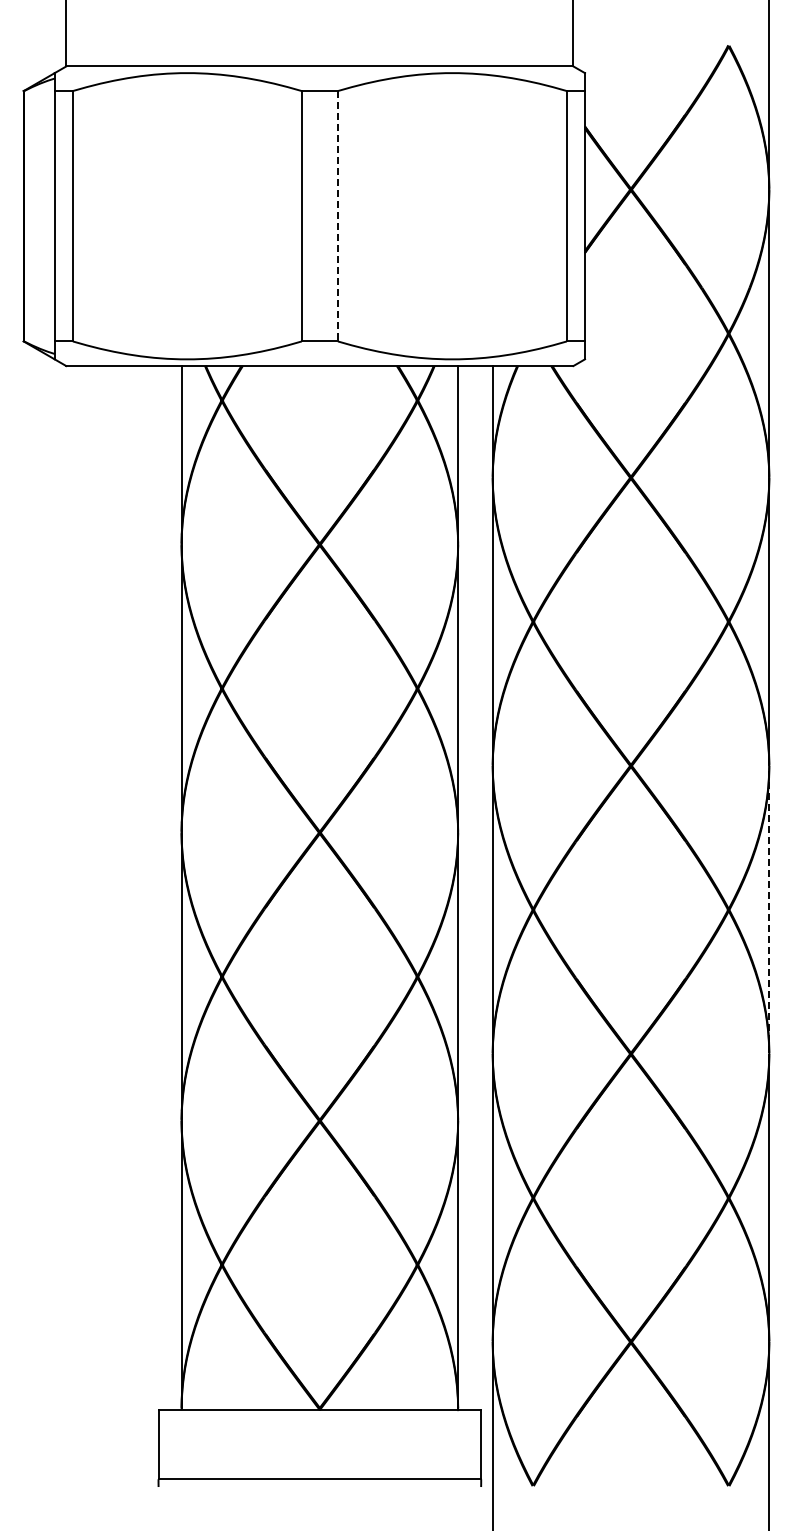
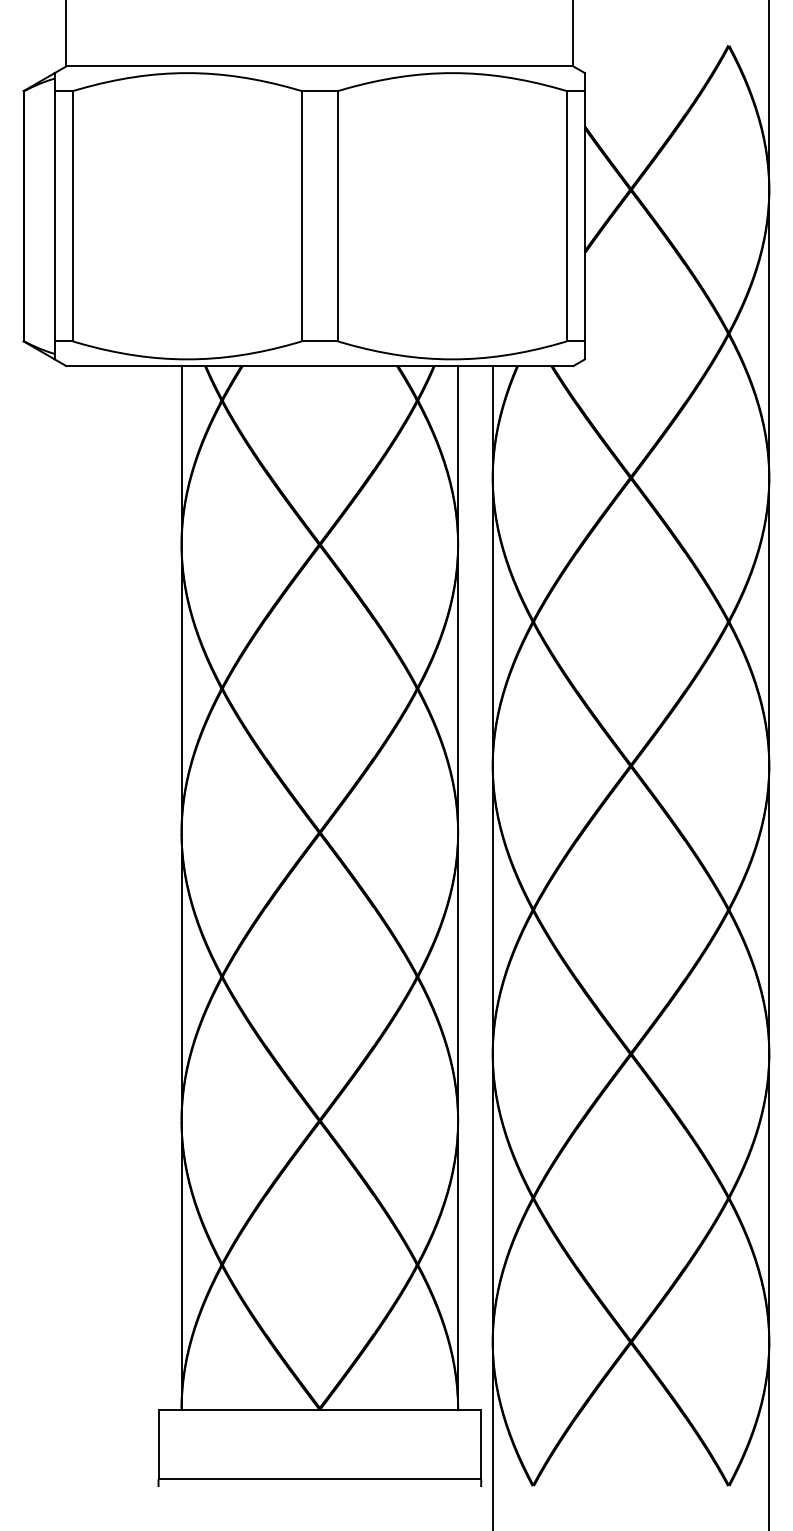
line: dashed -> solid (337, 216)
line: dashed -> solid (769, 910)
